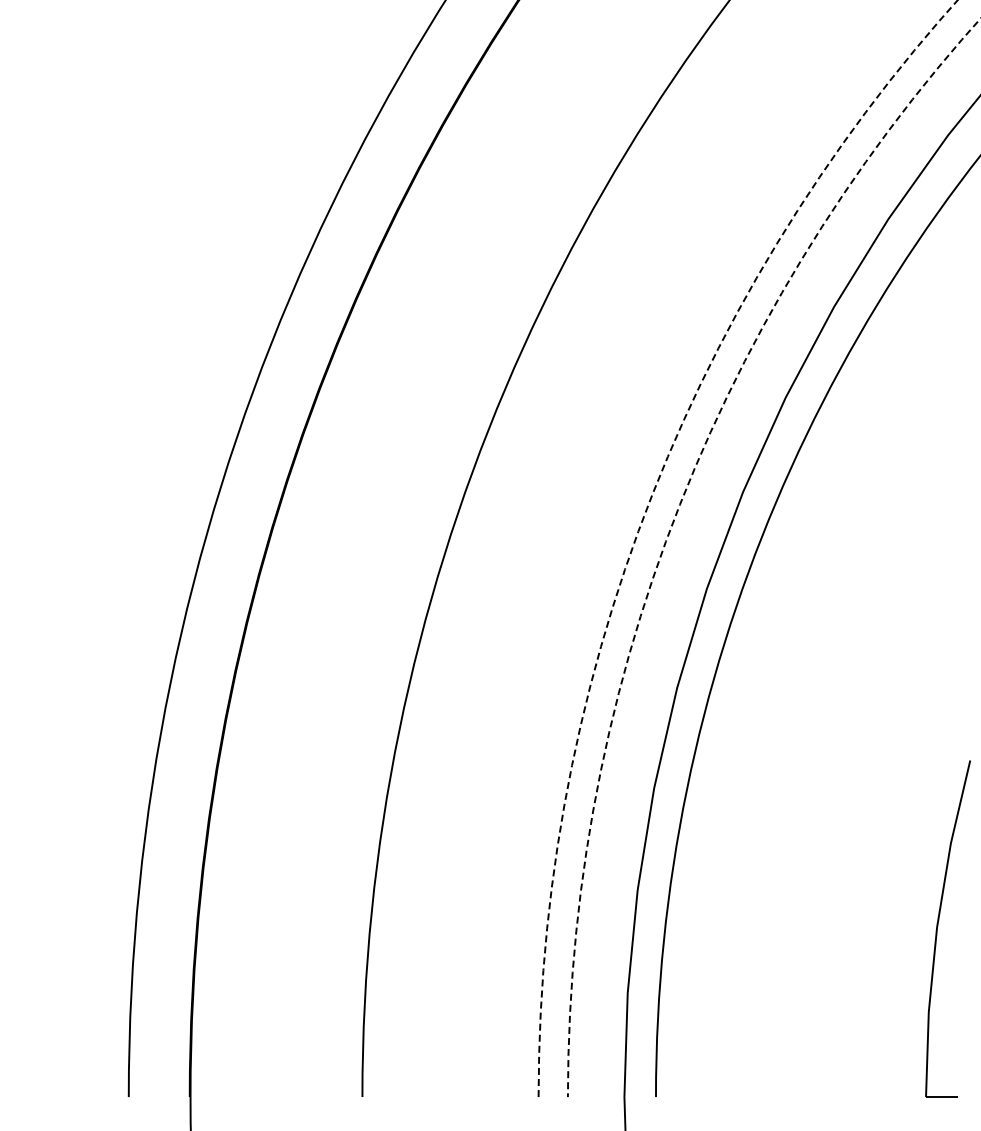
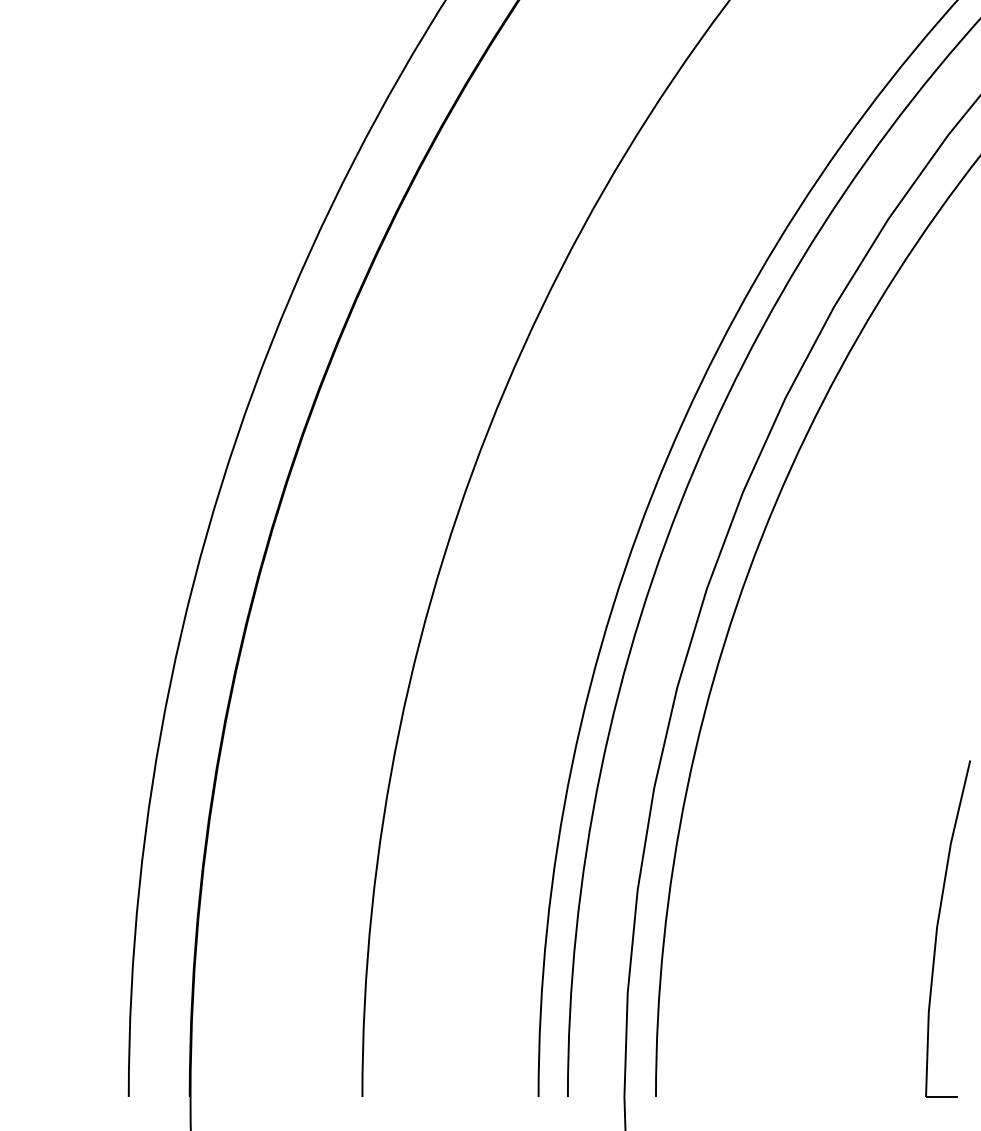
arc: dashed -> solid (645, 513)
arc: dashed -> solid (674, 520)
